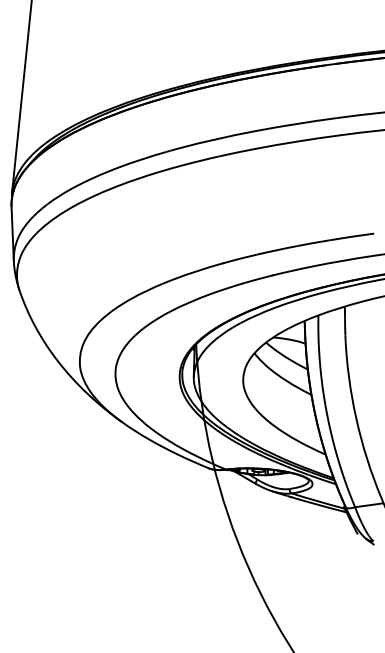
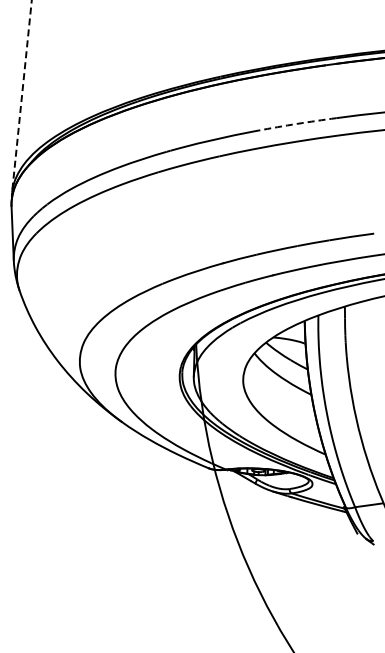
line: solid -> dashed (21, 97)
arc: solid -> dashed (297, 123)
